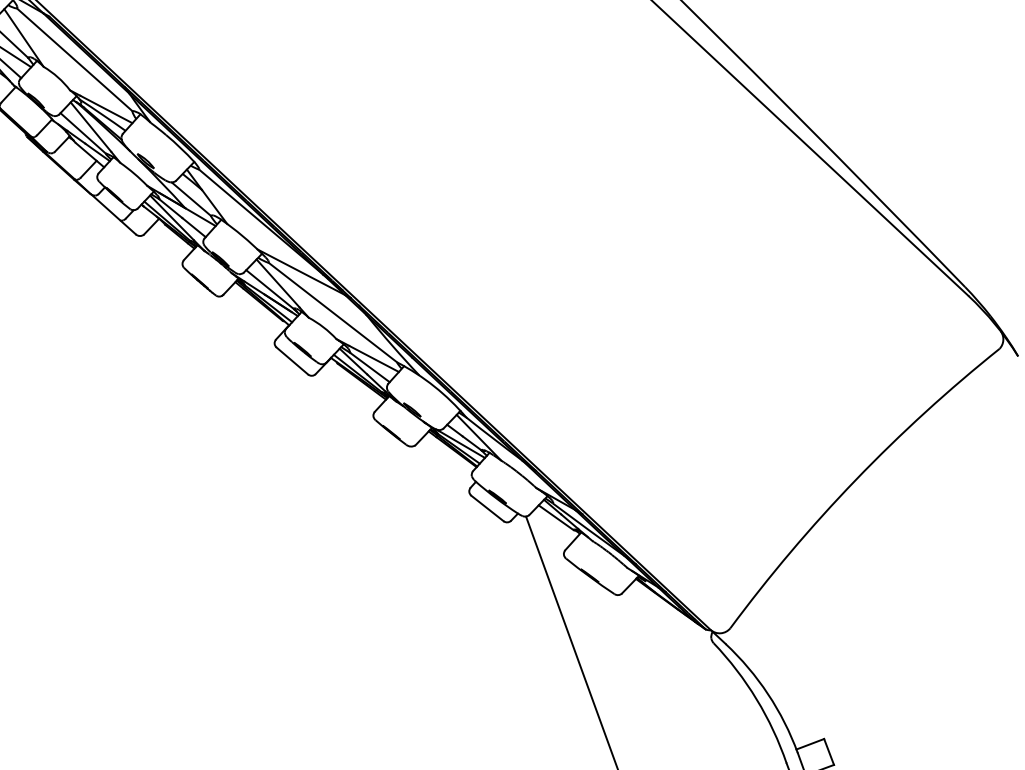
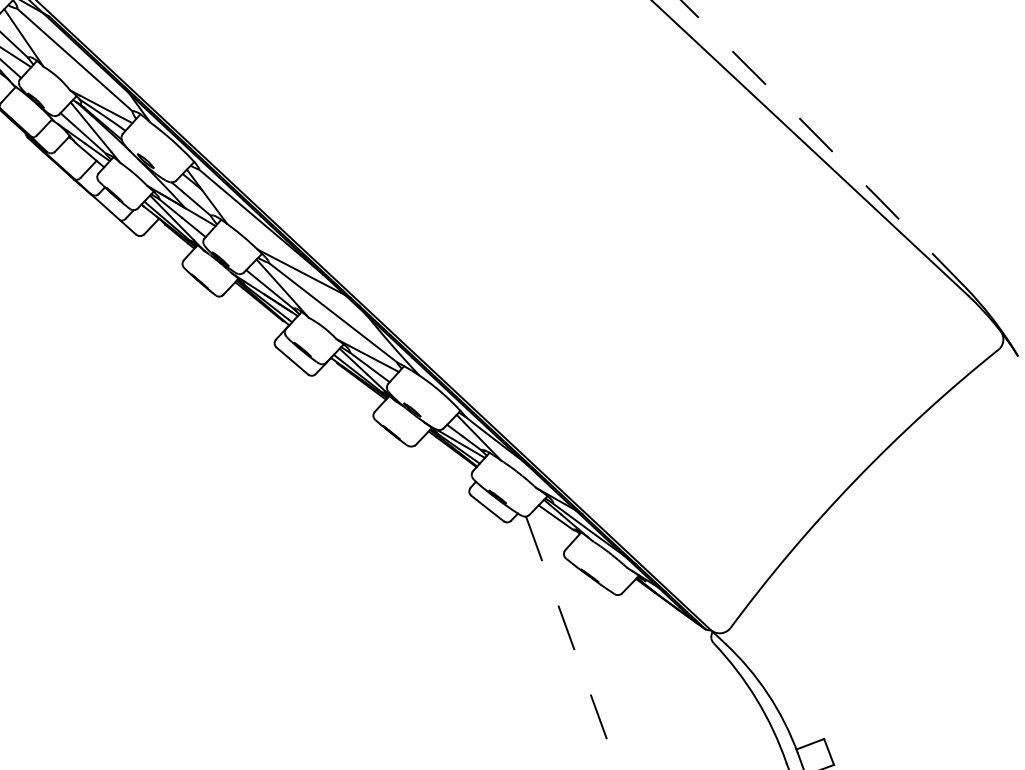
arc: solid -> dashed (823, 142)
line: solid -> dashed (572, 643)
